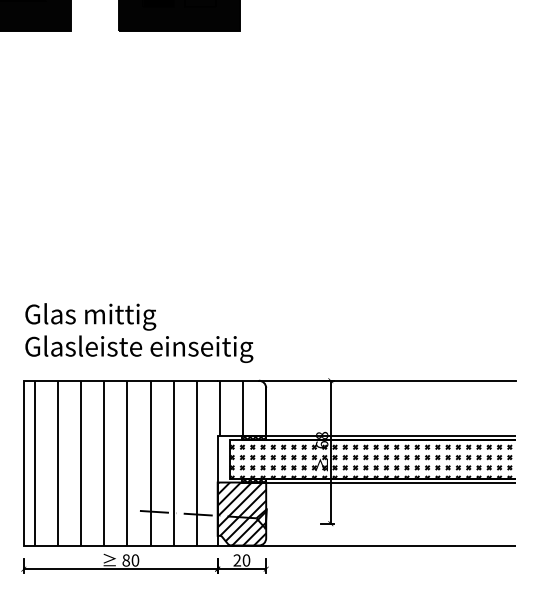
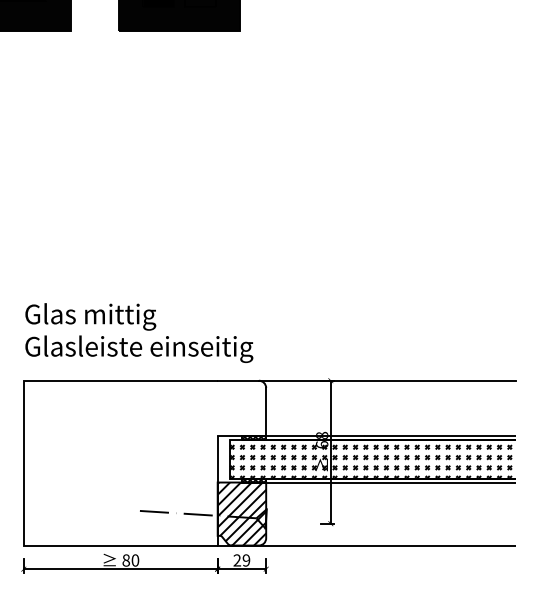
hatch: present -> none (150, 462)
text: 20 -> 29 (246, 560)
